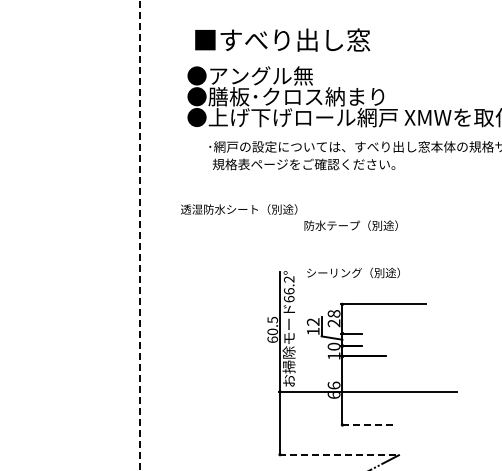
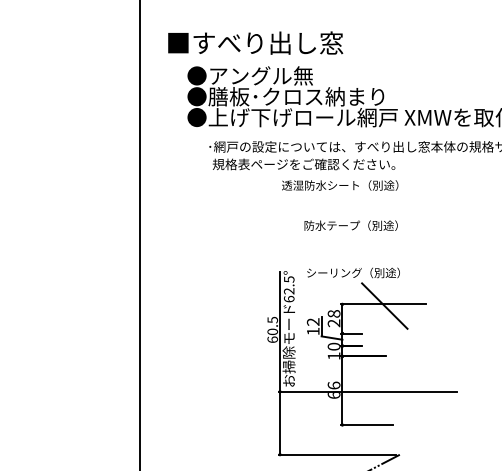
text position: (282, 39) -> (255, 42) (255, 42)
text position: (239, 209) -> (340, 185) (340, 185)
line: dashed -> solid (139, 235)
text: 66.2° -> 62.5° (289, 285)
line: none -> present (384, 305)
line: dashed -> solid (367, 425)
line: dashed -> solid (336, 454)
